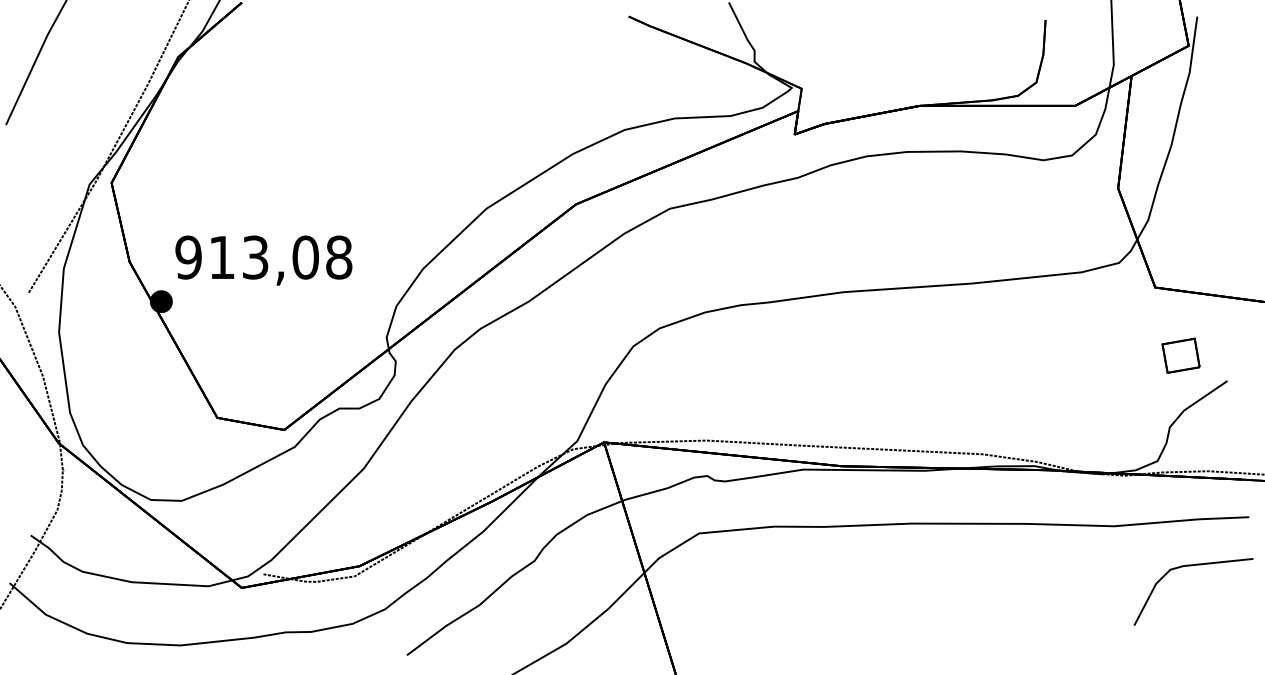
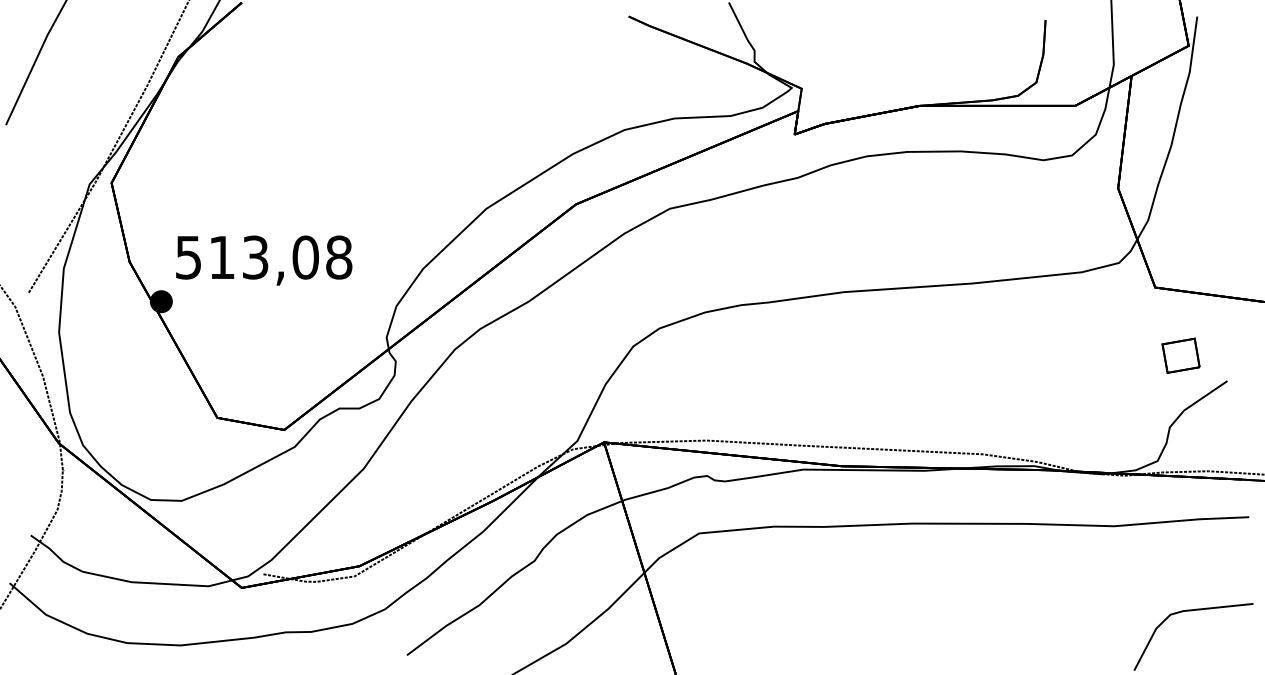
text: 913,08 -> 513,08 (188, 257)
line position: (1192, 566) -> (1192, 611) (1192, 611)
